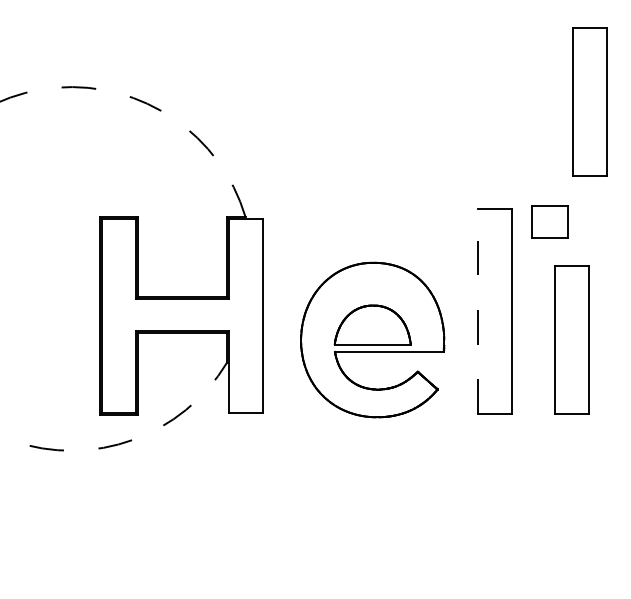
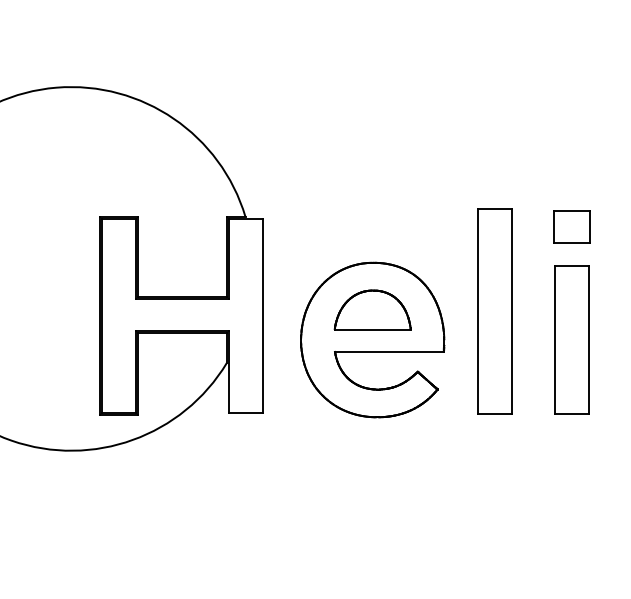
arc: dashed -> solid (21, 94)
part: present -> none (589, 101)
part position: (549, 221) -> (571, 226) (571, 226)
line: dashed -> solid (477, 311)
part position: (372, 324) -> (372, 309) (372, 309)
